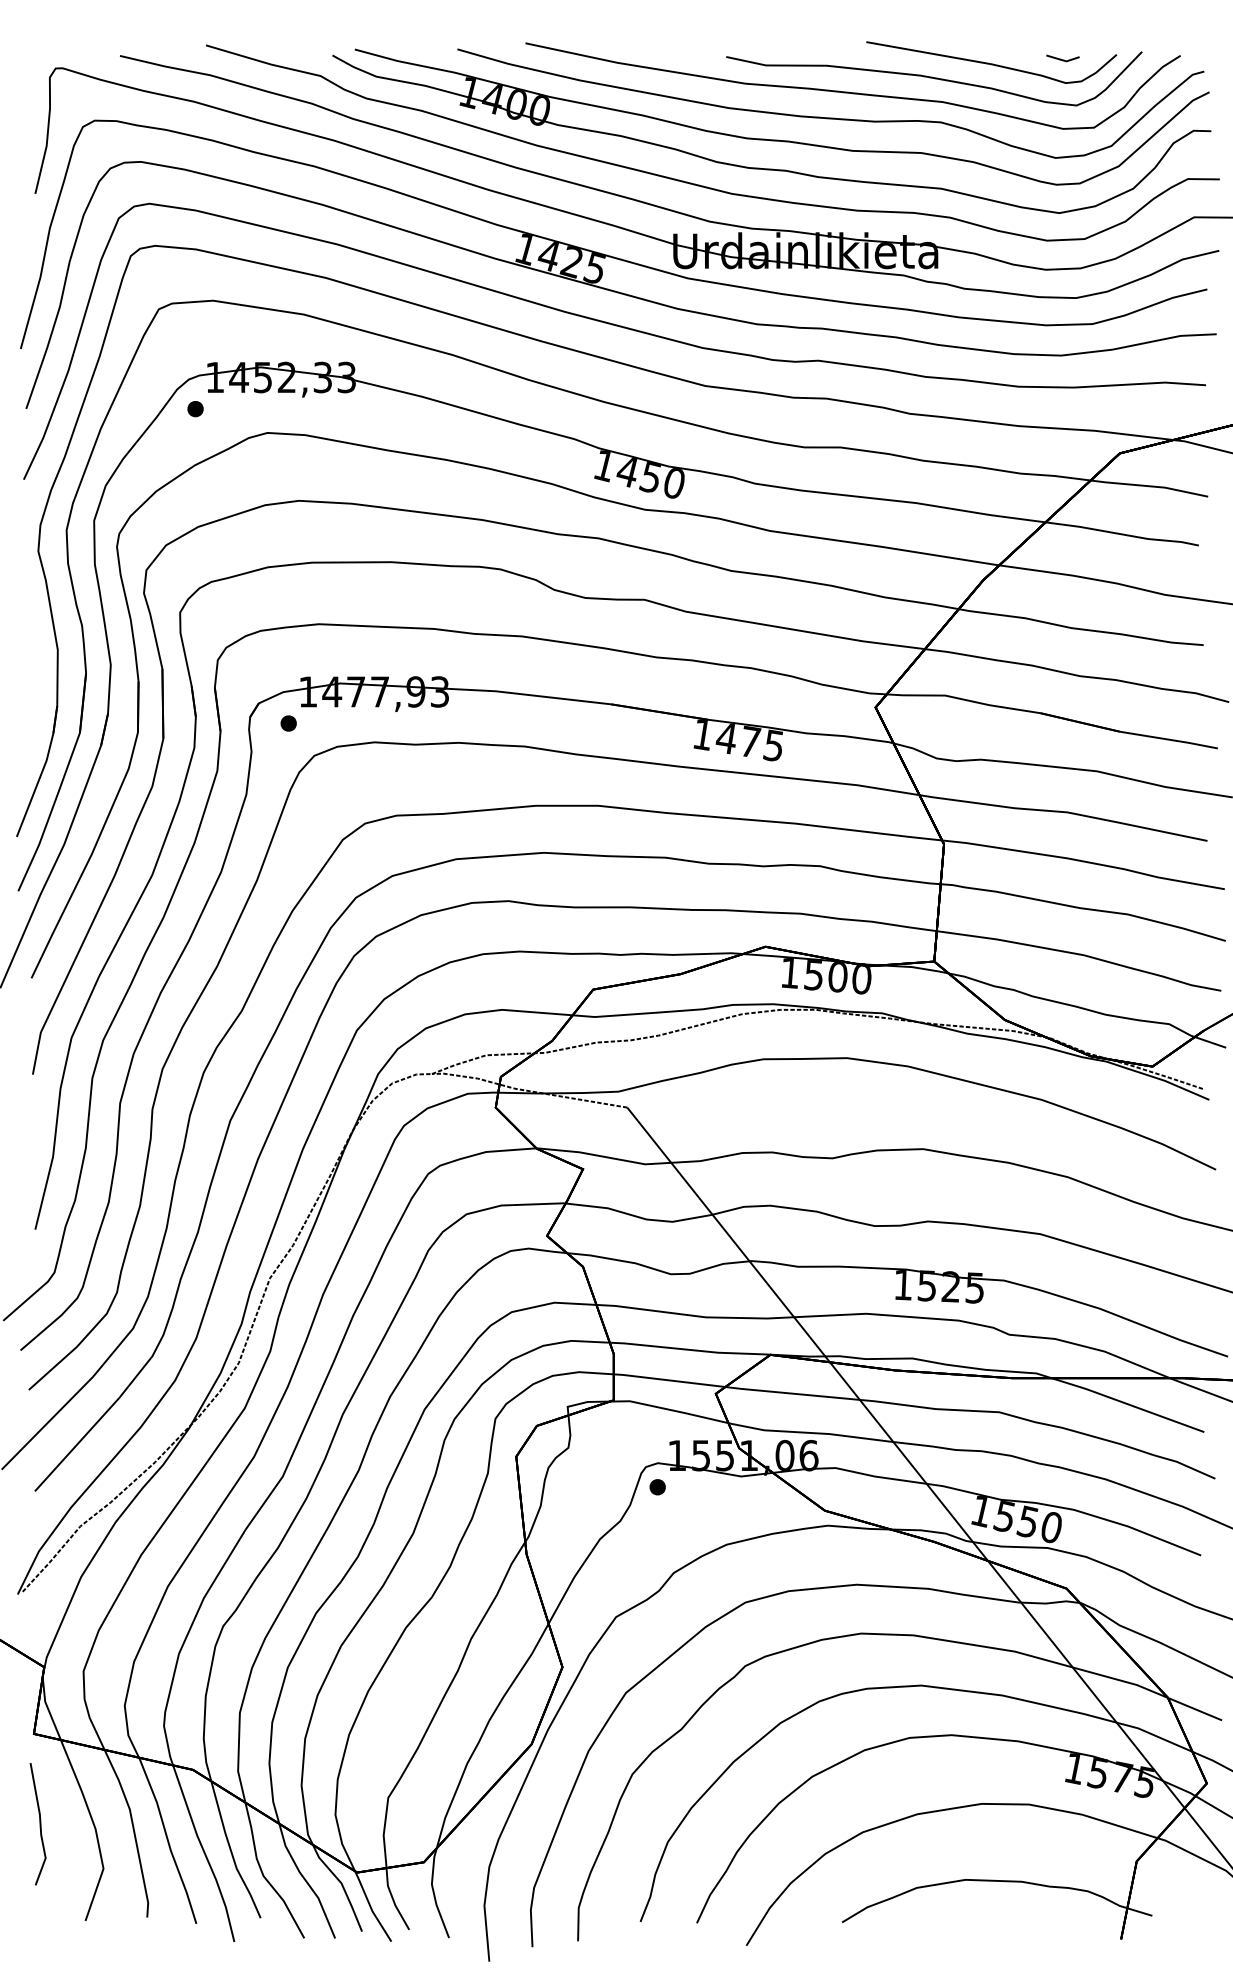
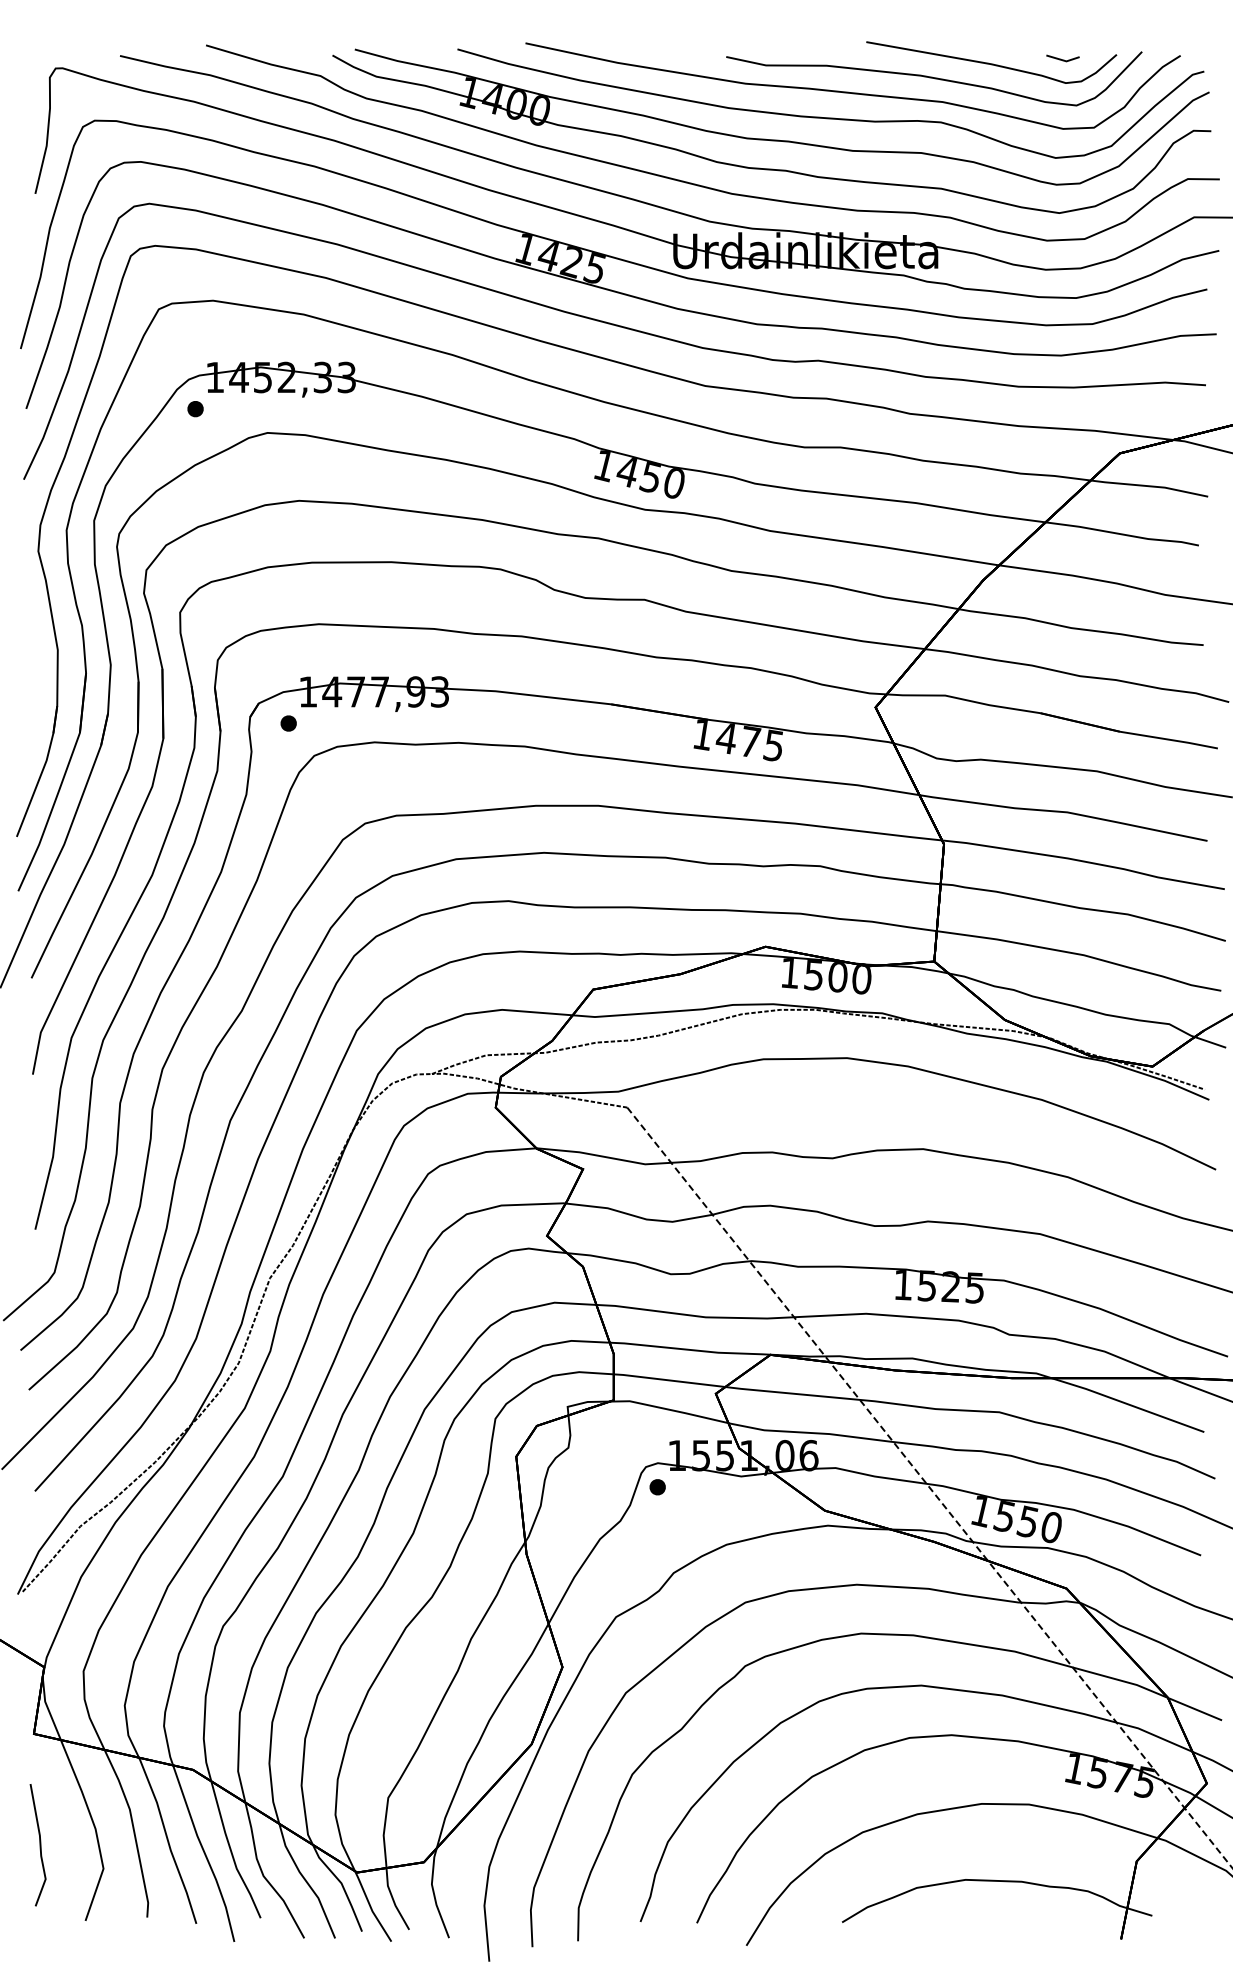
line: solid -> dashed (930, 1488)
line position: (39, 1824) -> (39, 1845) (39, 1845)
